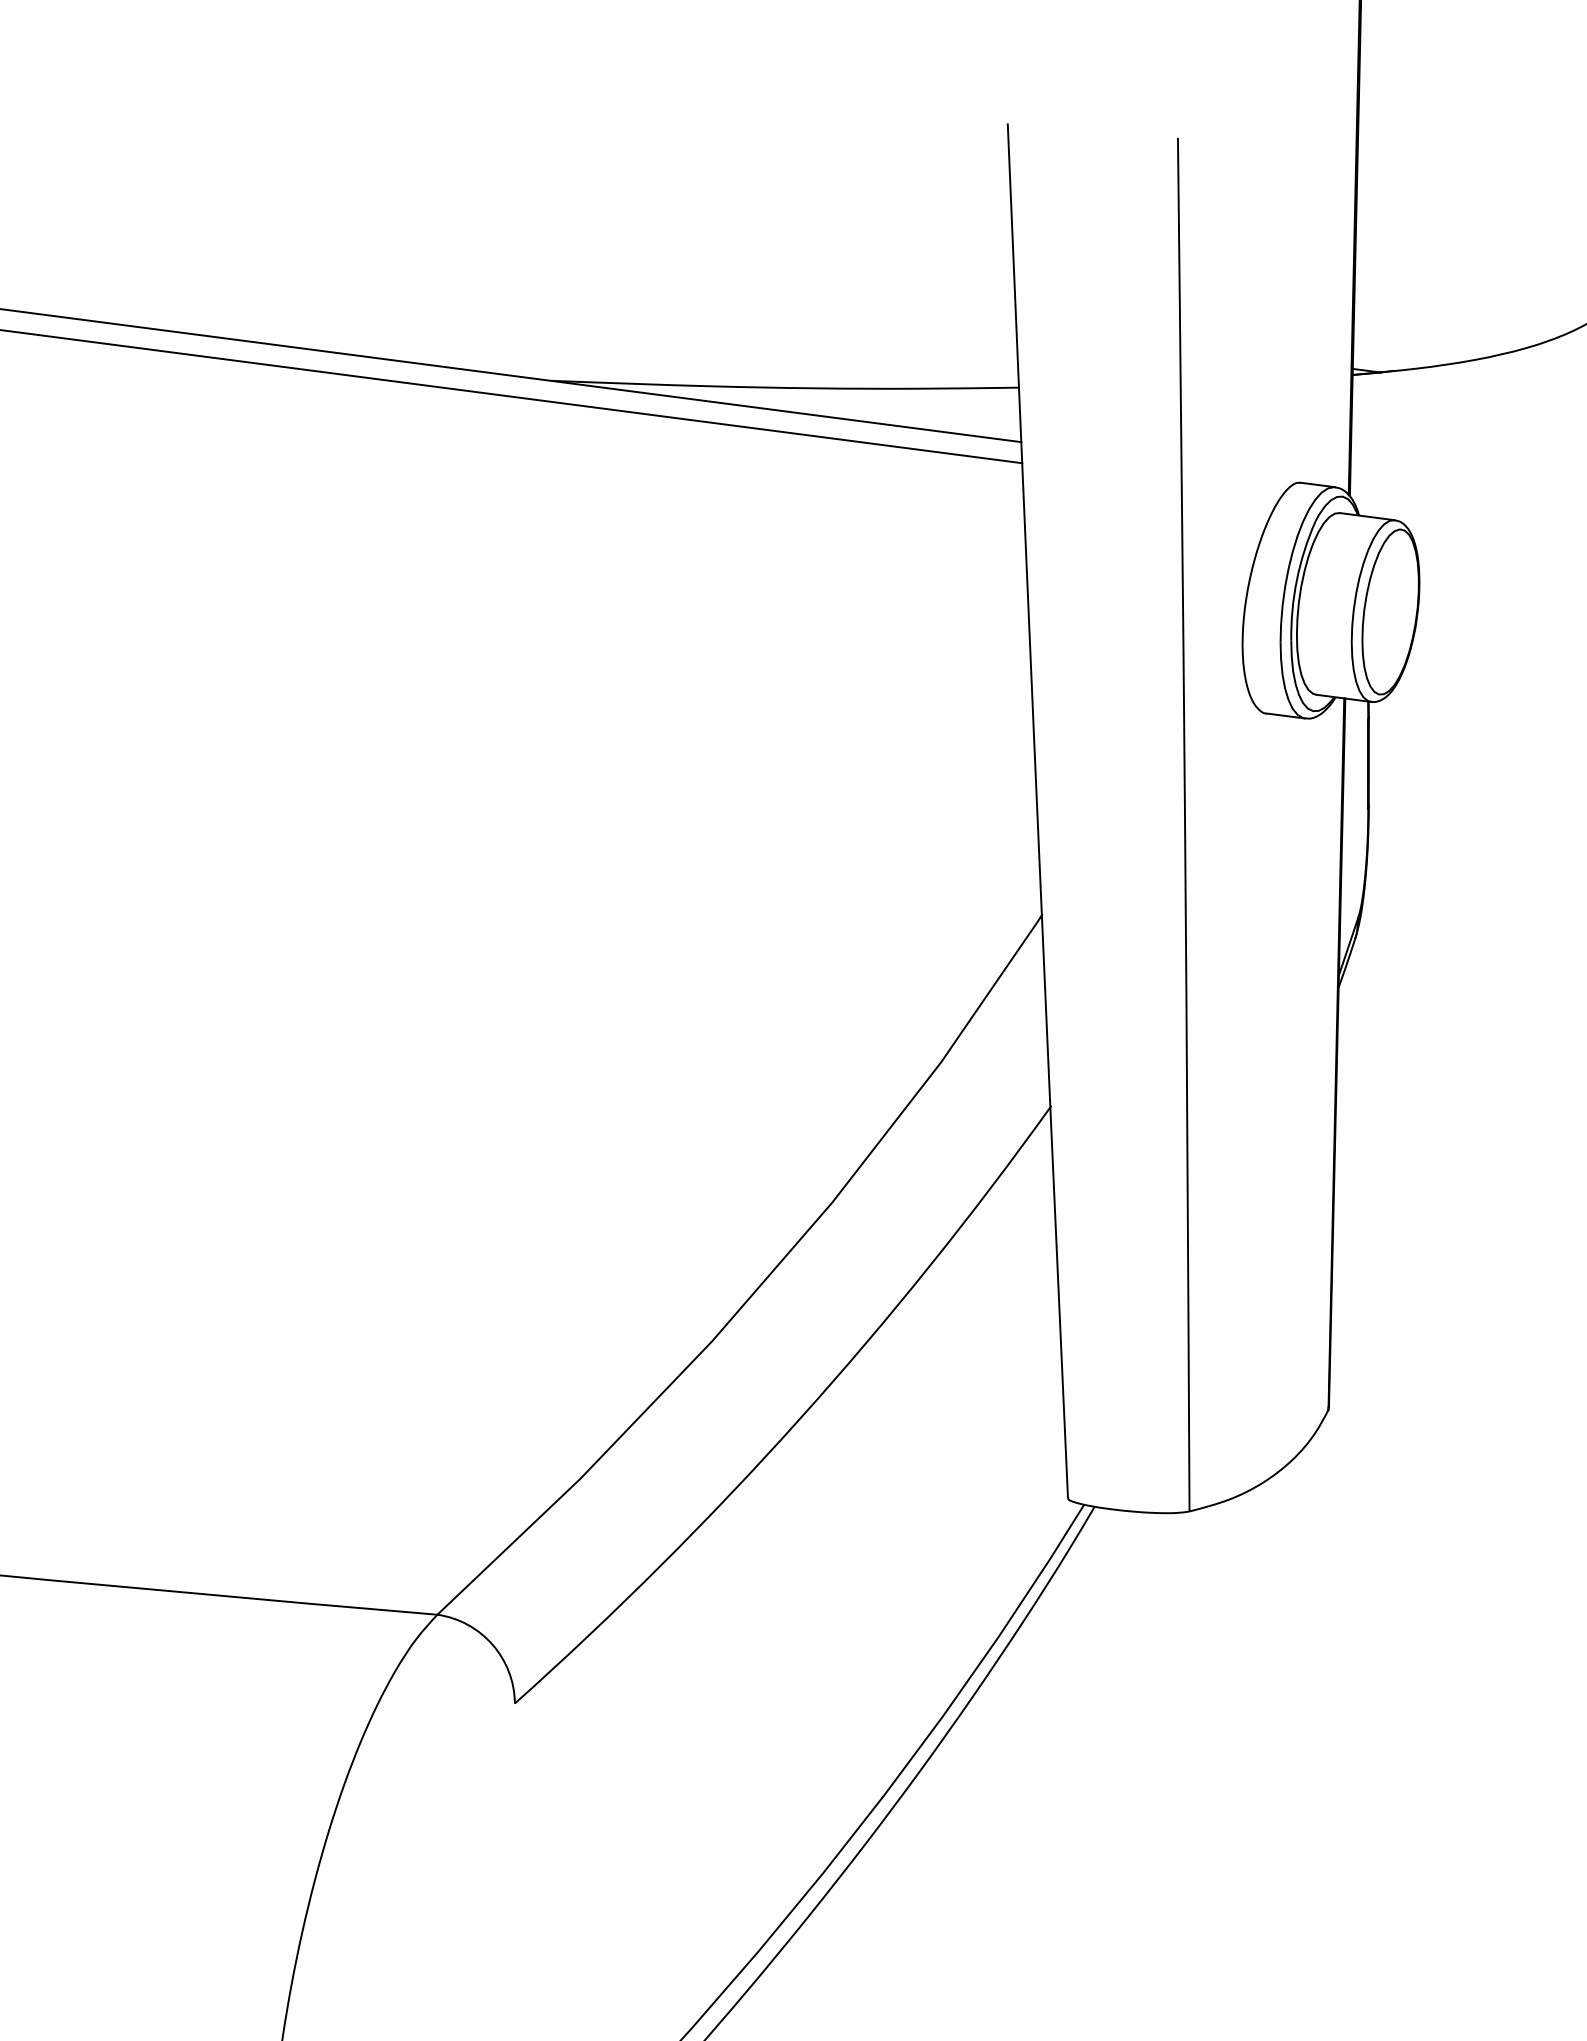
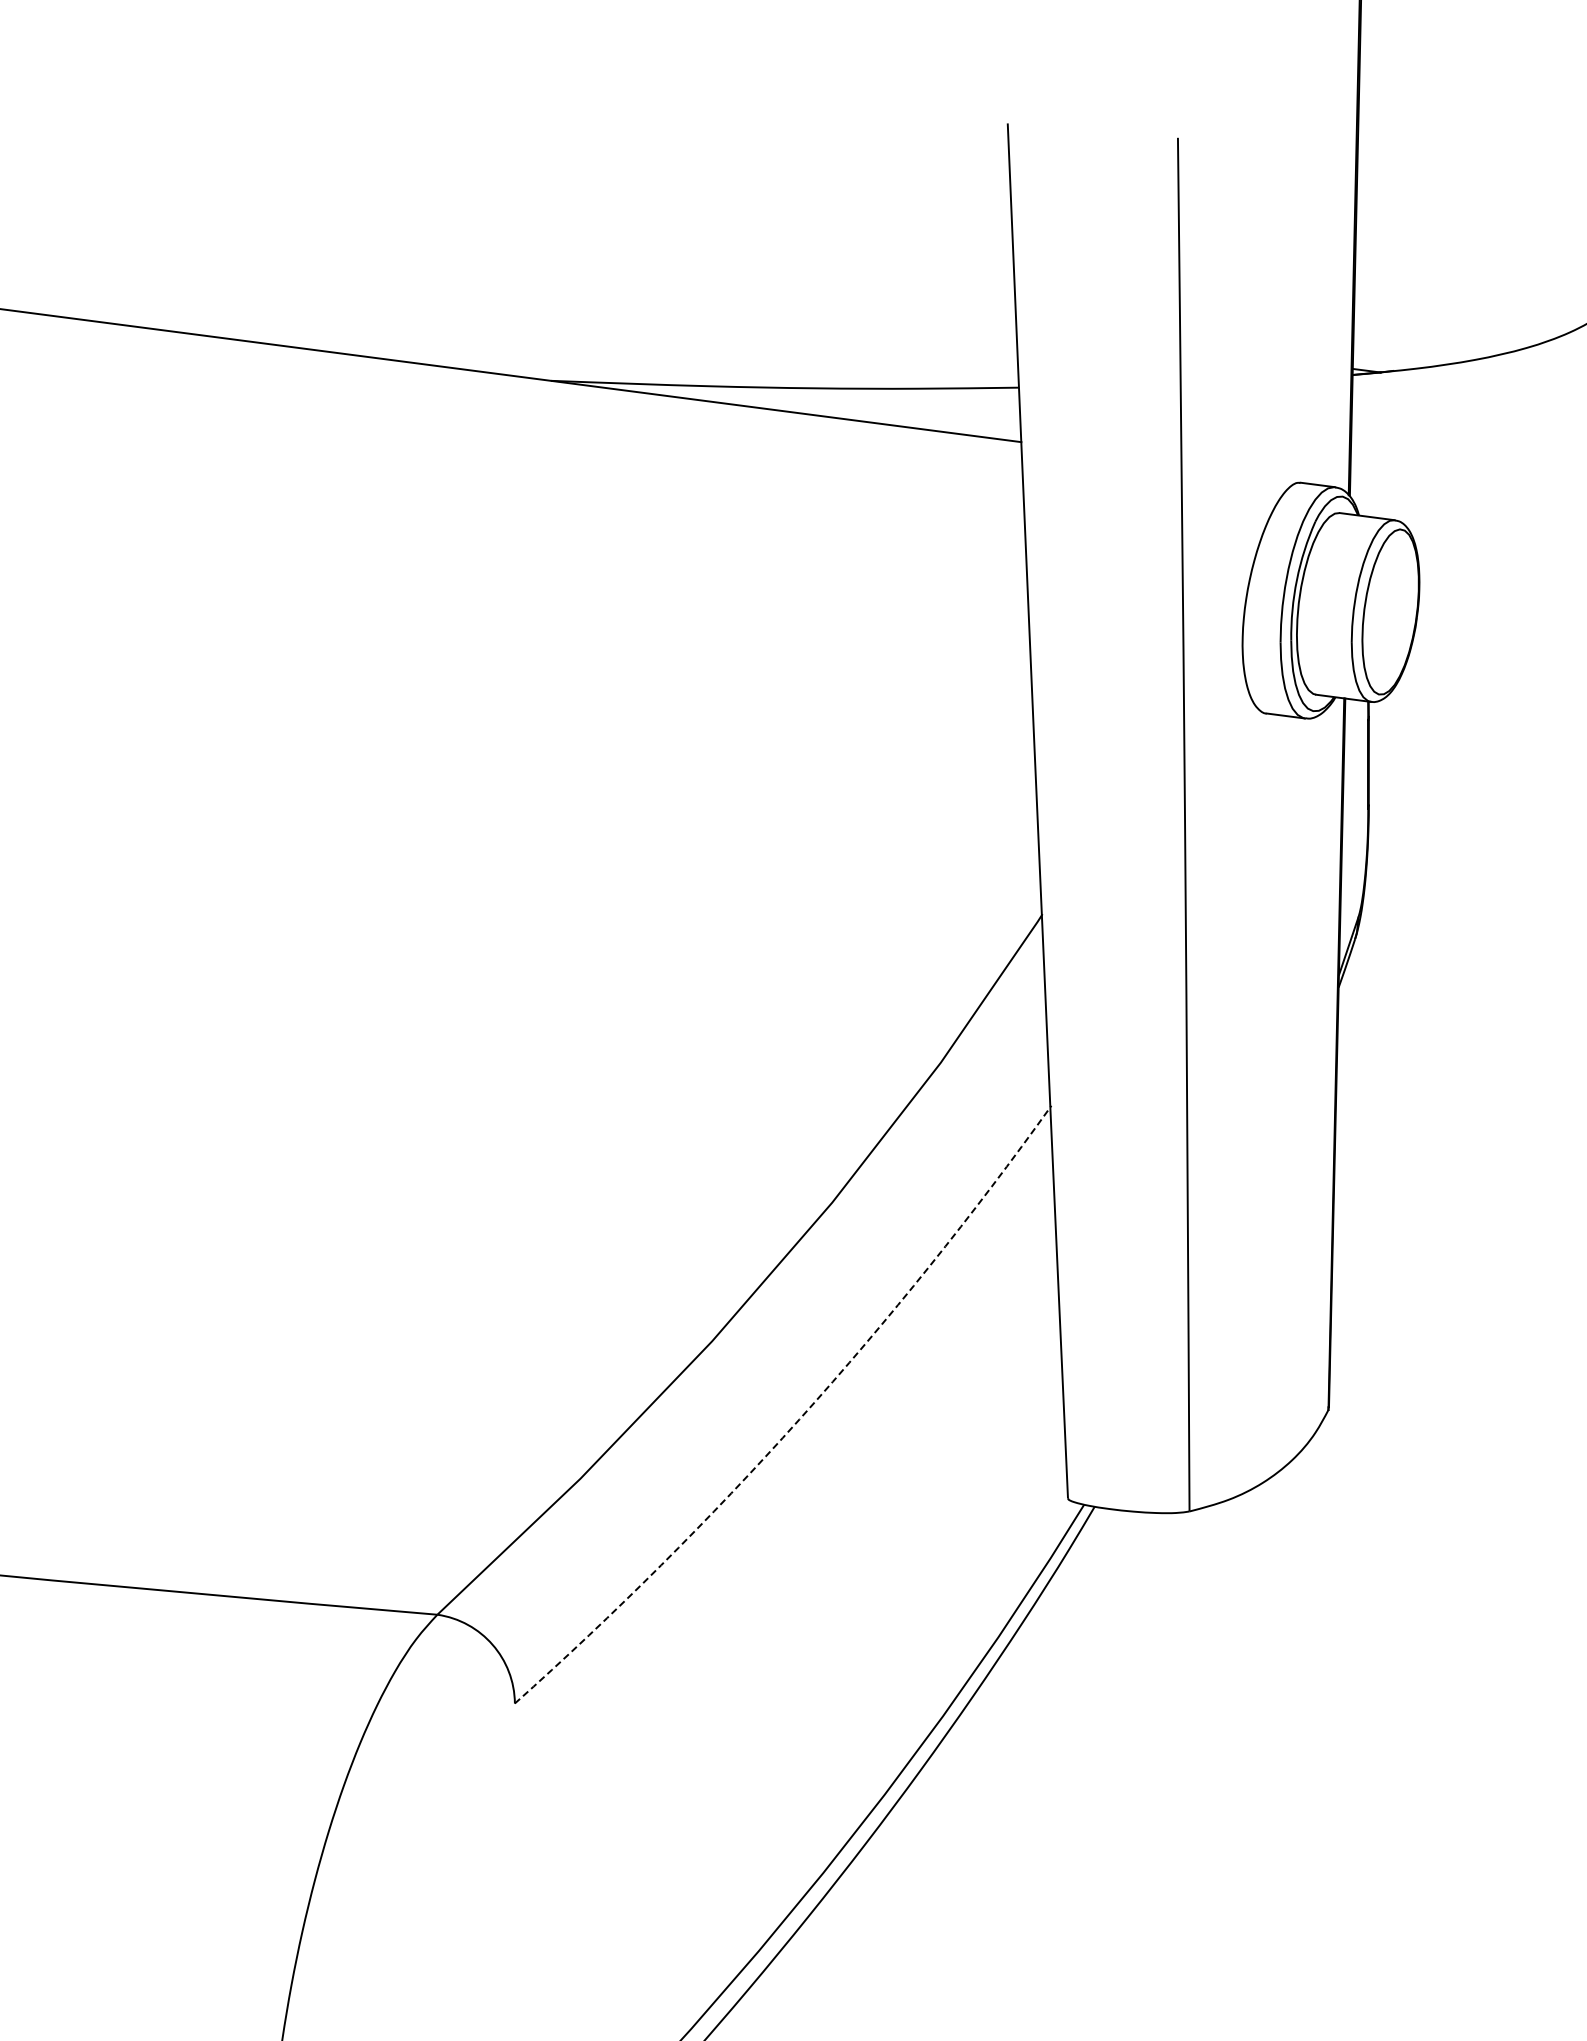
line: present -> none (512, 396)
arc: solid -> dashed (799, 1419)
